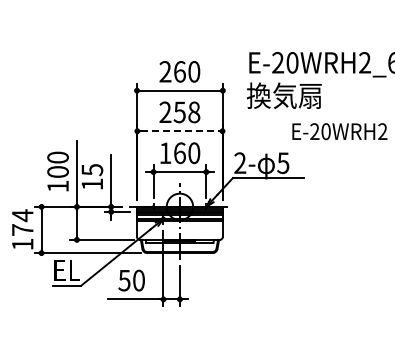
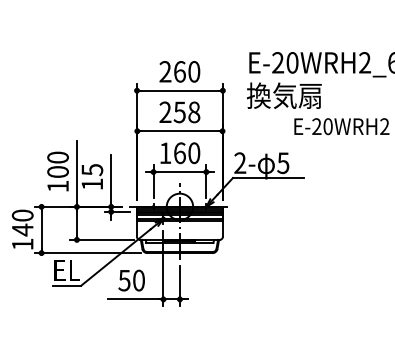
line: dashed -> solid (179, 131)
text position: (339, 131) -> (341, 126) (341, 126)
text: 174 -> 140 (22, 222)
